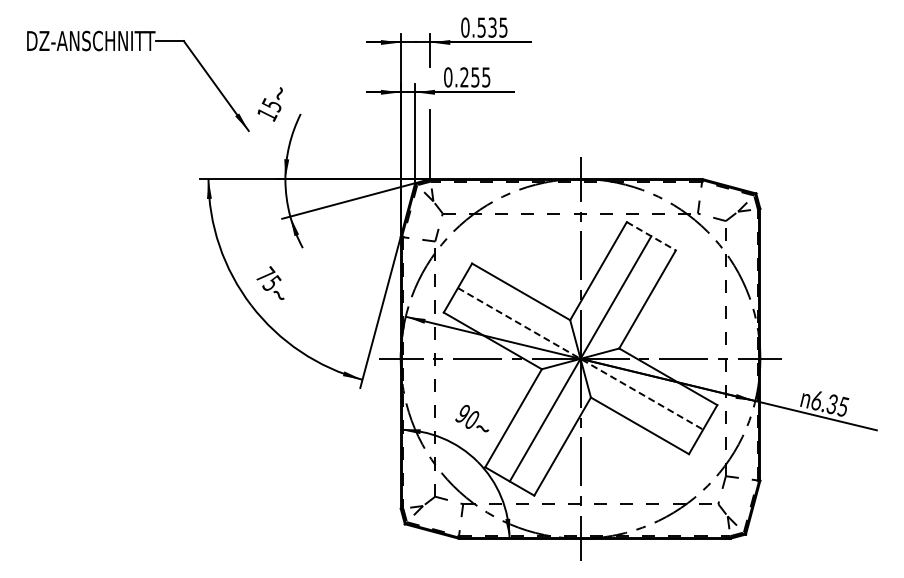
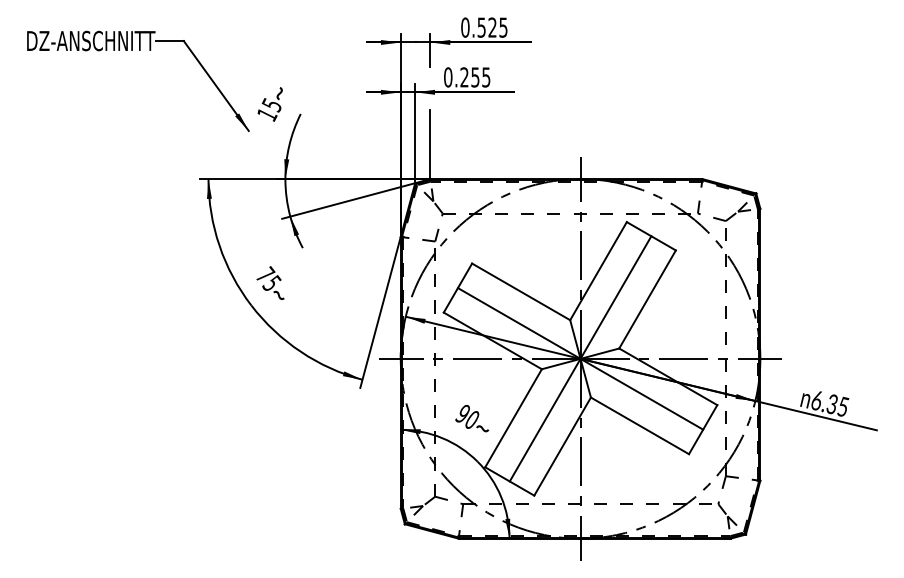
text: 0.535 -> 0.525 (492, 27)
line: dashed -> solid (651, 236)
line: dashed -> solid (580, 358)
